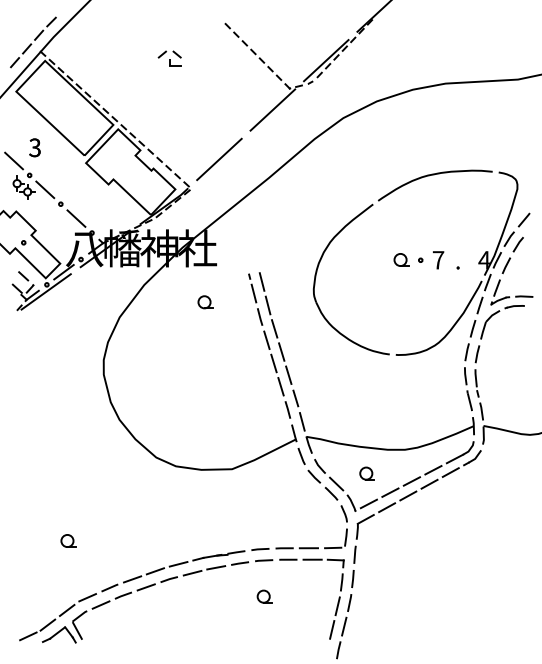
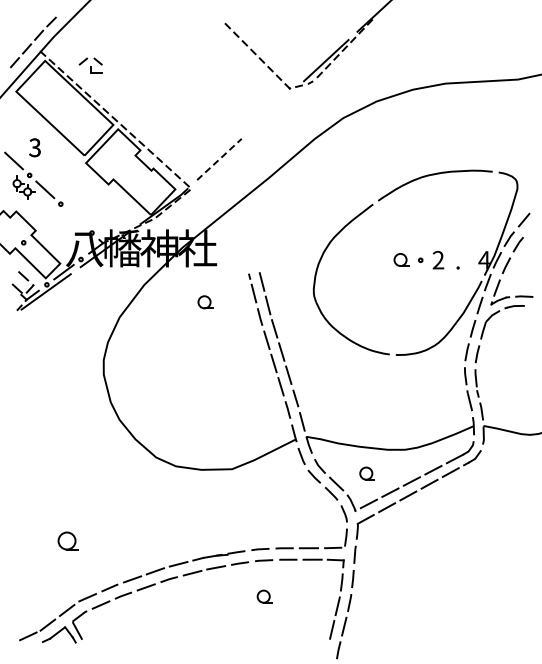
part position: (169, 58) -> (90, 65) (90, 65)
line: present -> none (272, 109)
line: solid -> dashed (219, 159)
line: present -> none (76, 218)
text: 7 -> 2 (438, 259)
part size: 17x14 px -> 22x20 px (67, 540)
